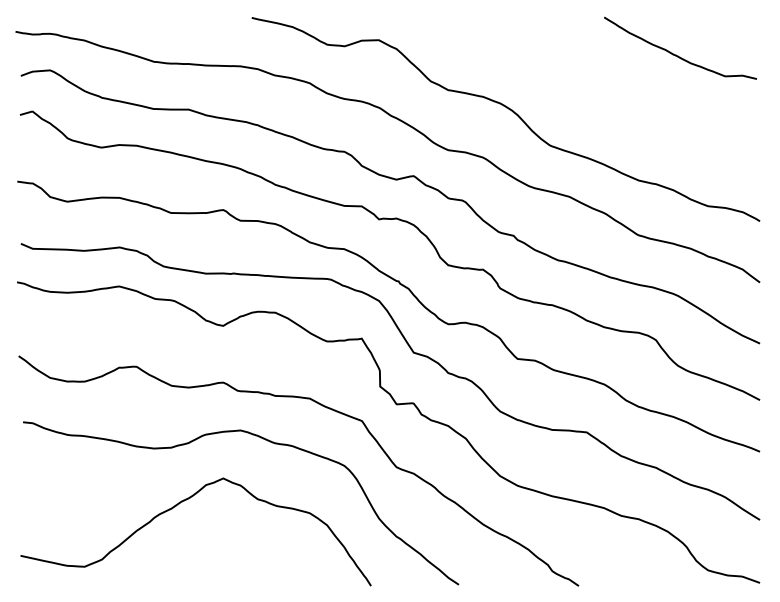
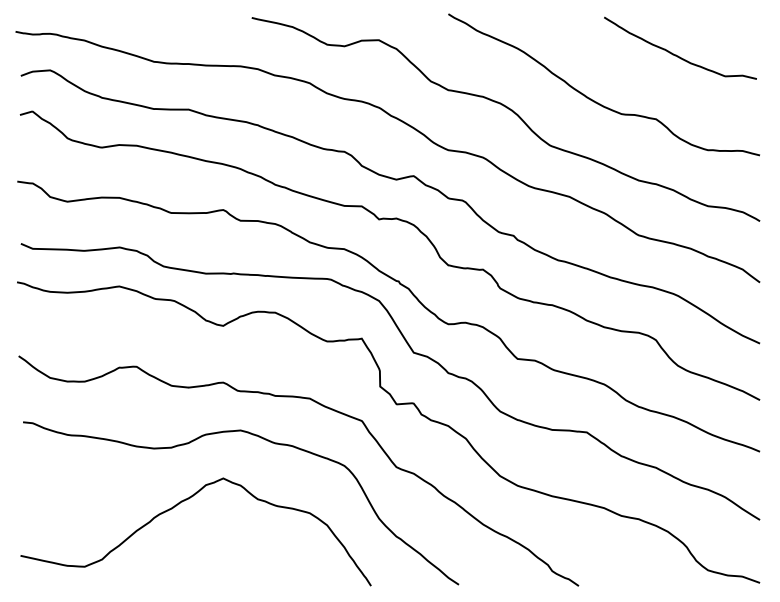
curve: none -> present (594, 100)
